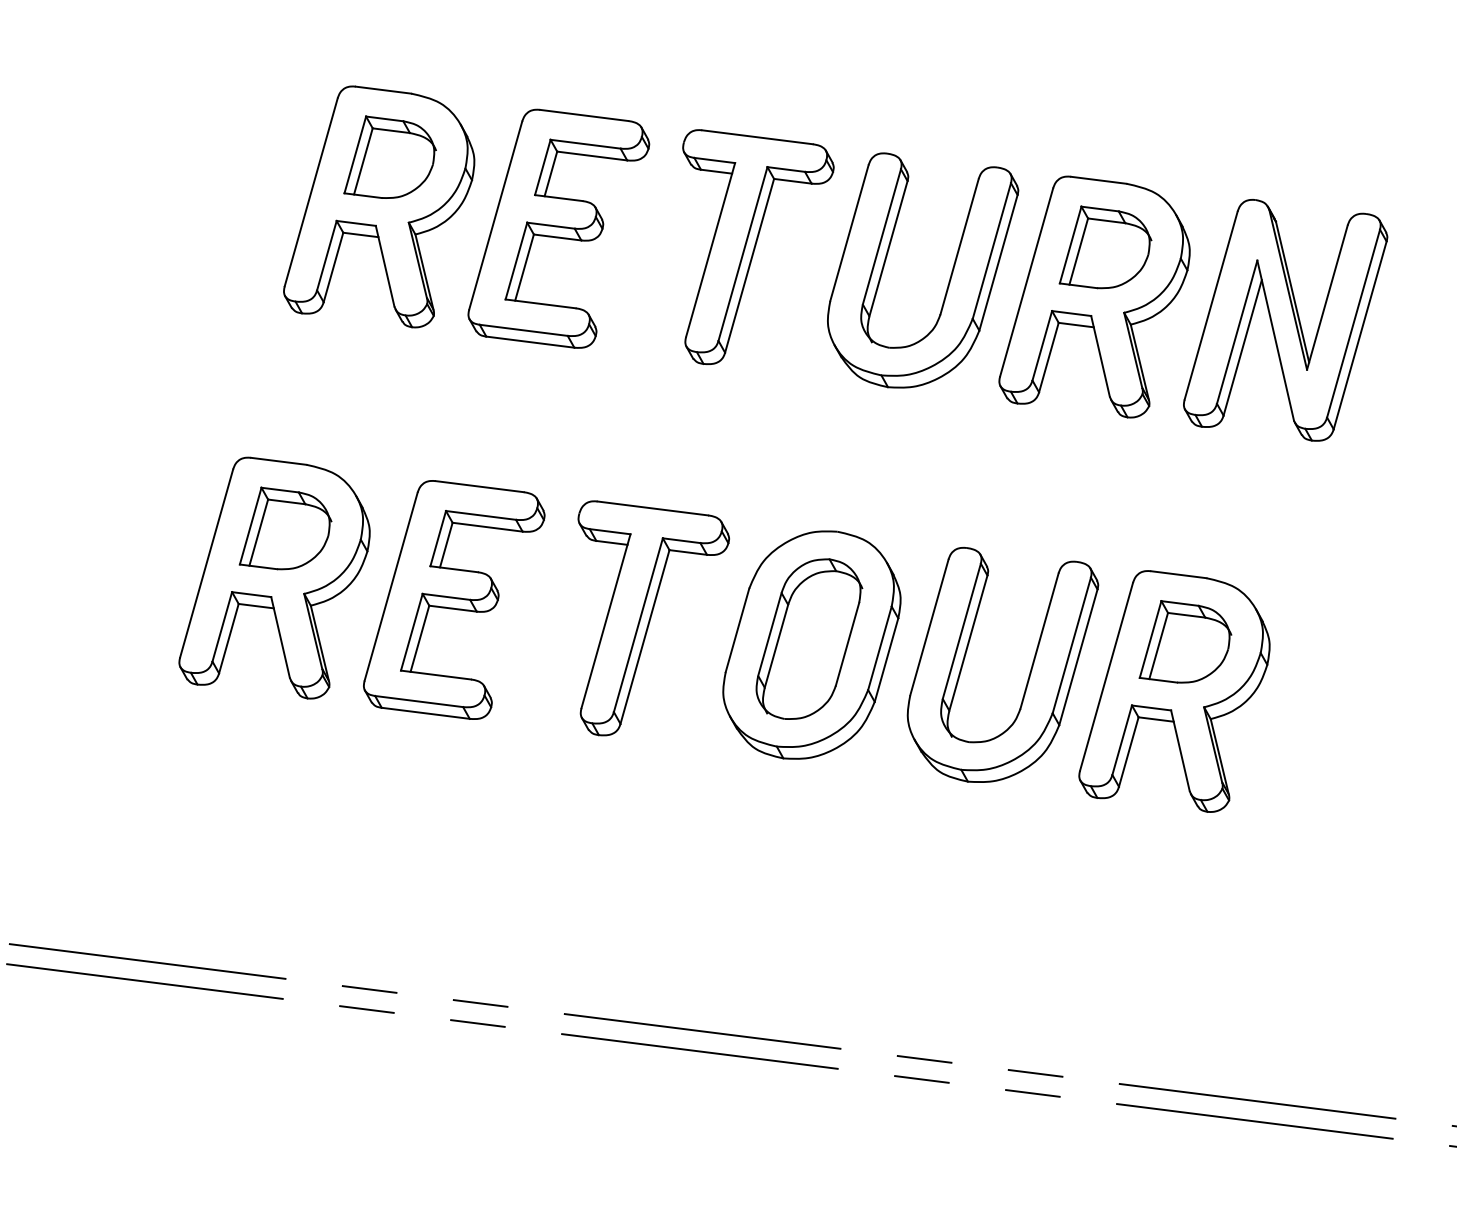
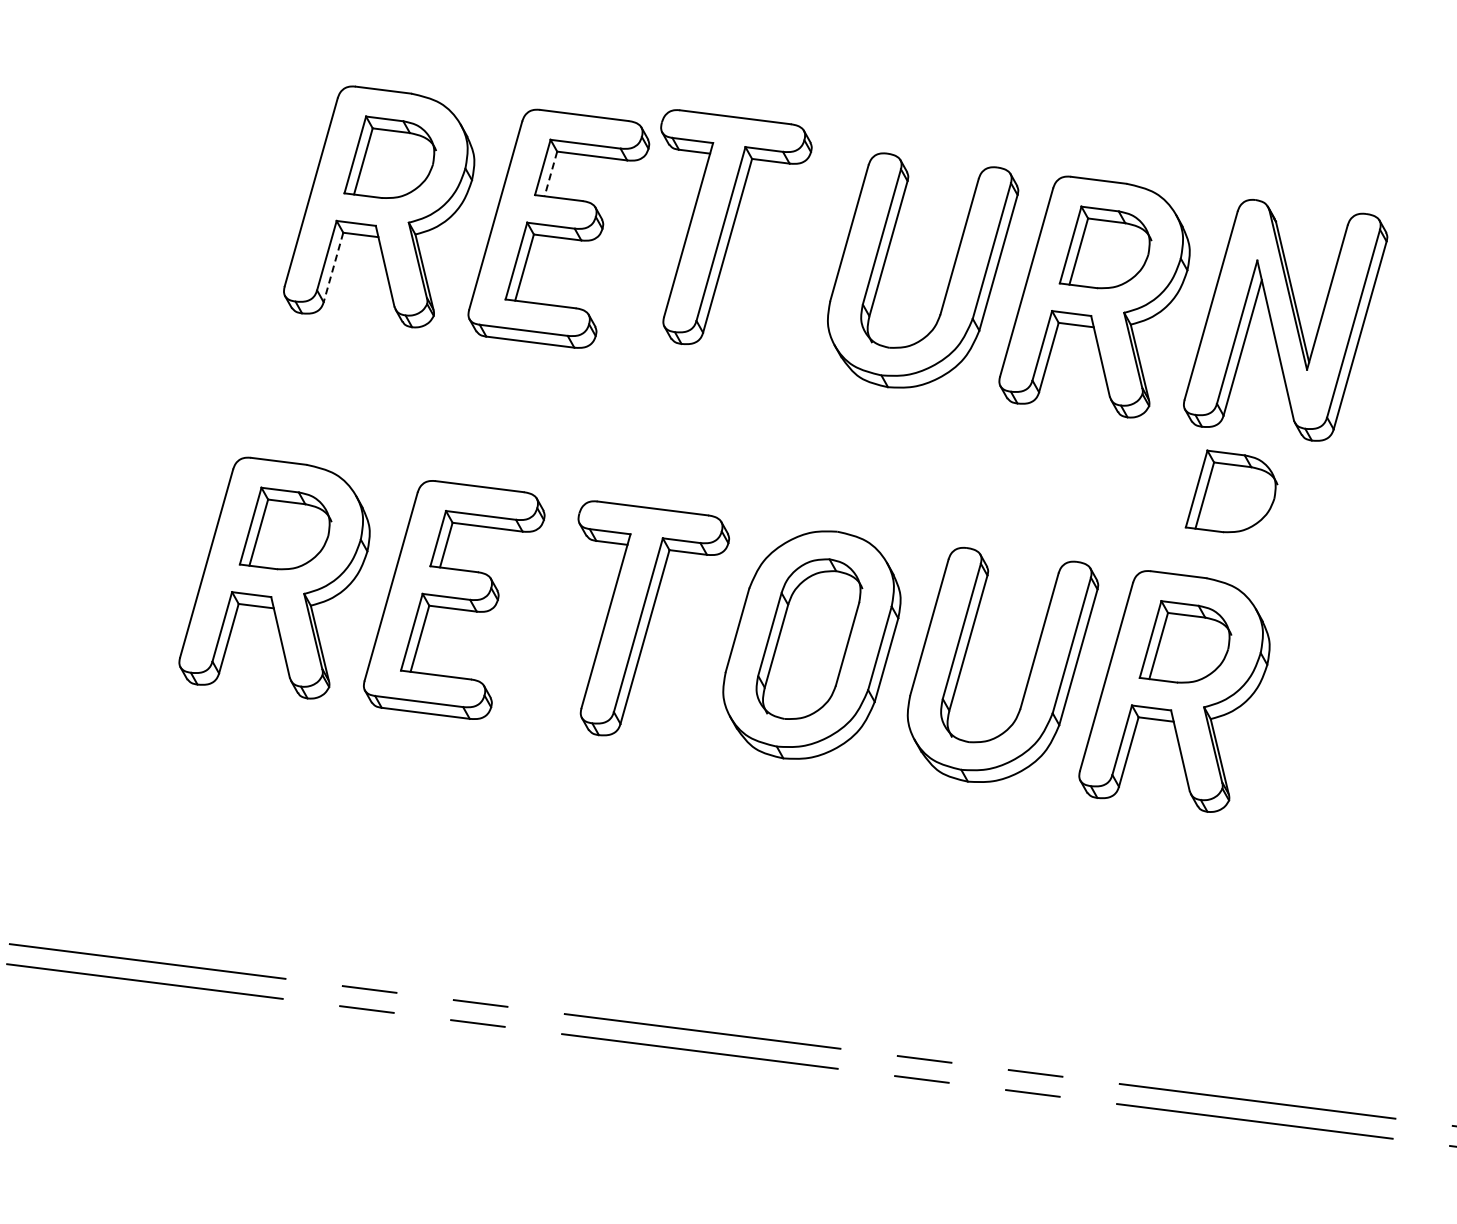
line: solid -> dashed (550, 174)
part position: (758, 246) -> (736, 226) (736, 226)
line: solid -> dashed (333, 267)
part: none -> present (1231, 491)
